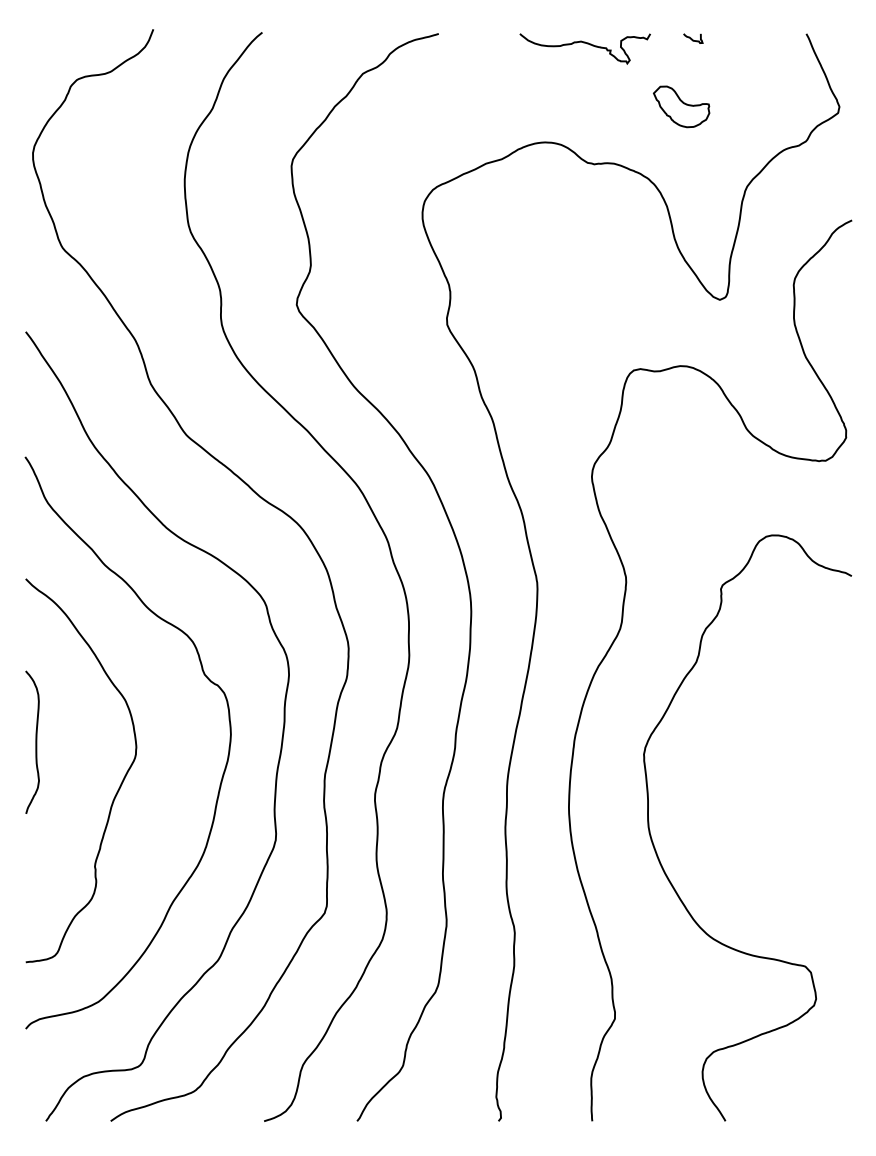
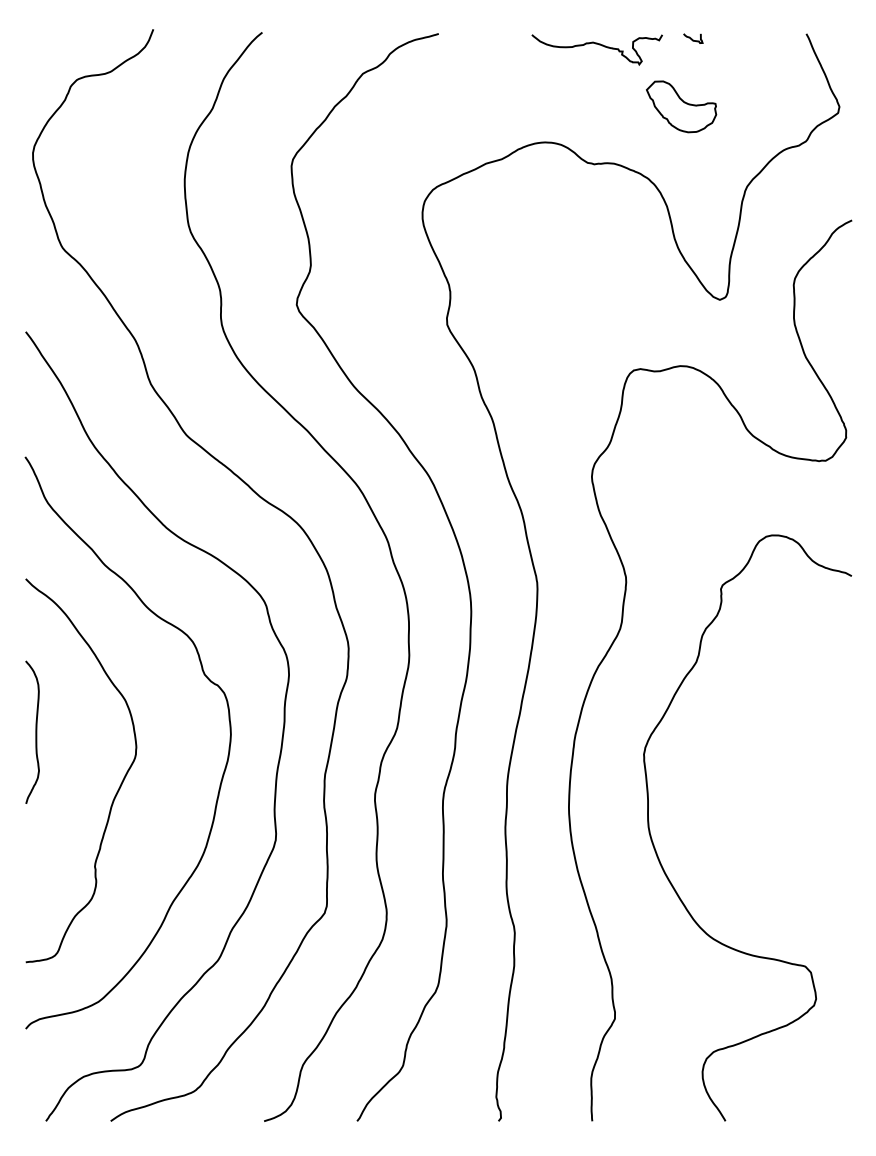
curve position: (584, 43) -> (596, 44) (596, 44)
part size: 58x44 px -> 72x54 px (681, 106)
curve position: (35, 741) -> (35, 731) (35, 731)
